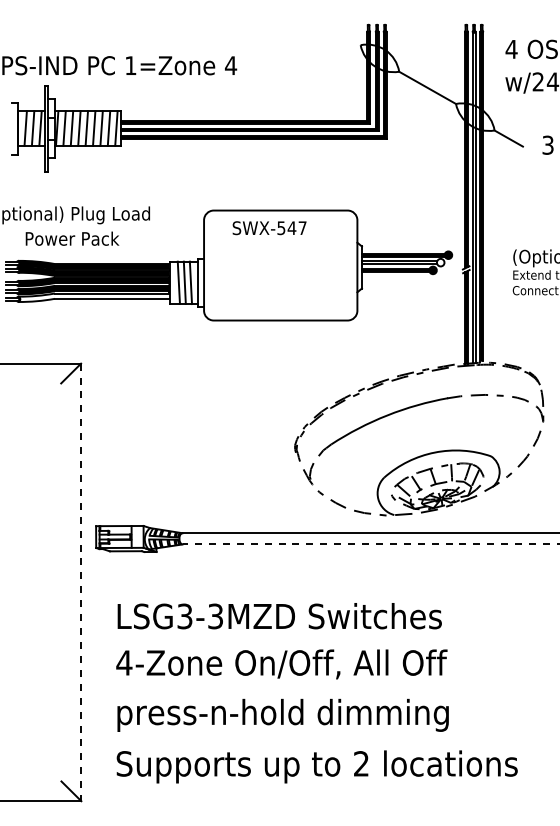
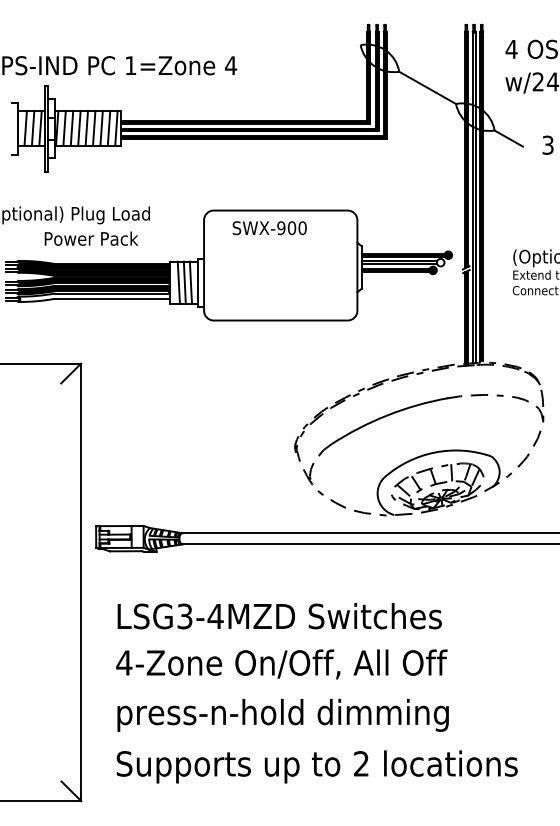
text: SWX-547 -> SWX-900 (291, 228)
text position: (72, 238) -> (91, 238) (91, 238)
line: dashed -> solid (370, 544)
line: dashed -> solid (81, 582)
text: LSG3-3MZD -> LSG3-4MZD (215, 616)
